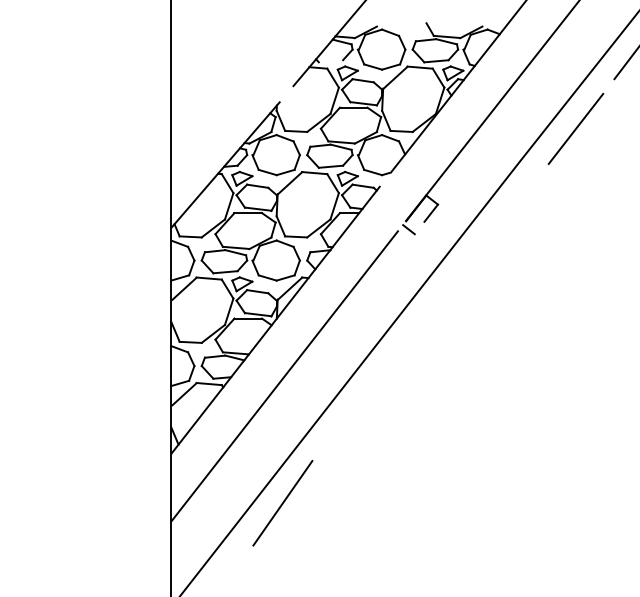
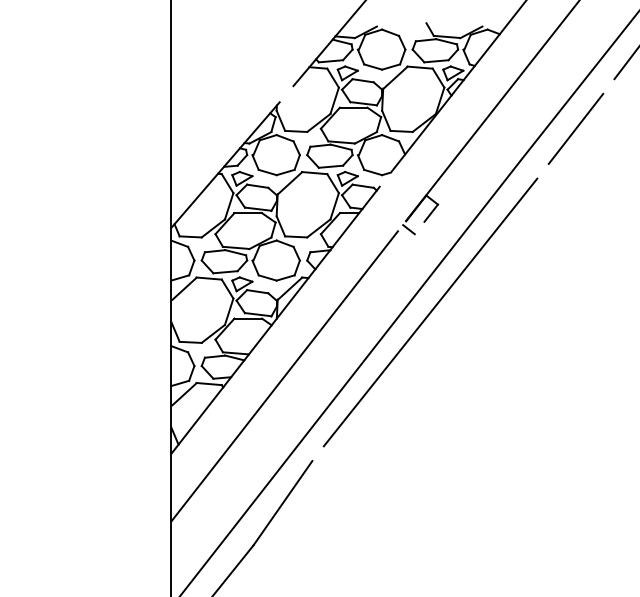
line: none -> present (330, 61)
line: none -> present (430, 312)
line: none -> present (233, 569)
